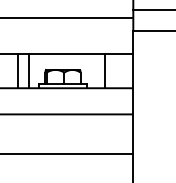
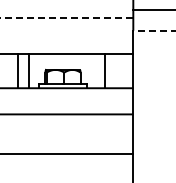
line: solid -> dashed (66, 17)
line: solid -> dashed (154, 30)
